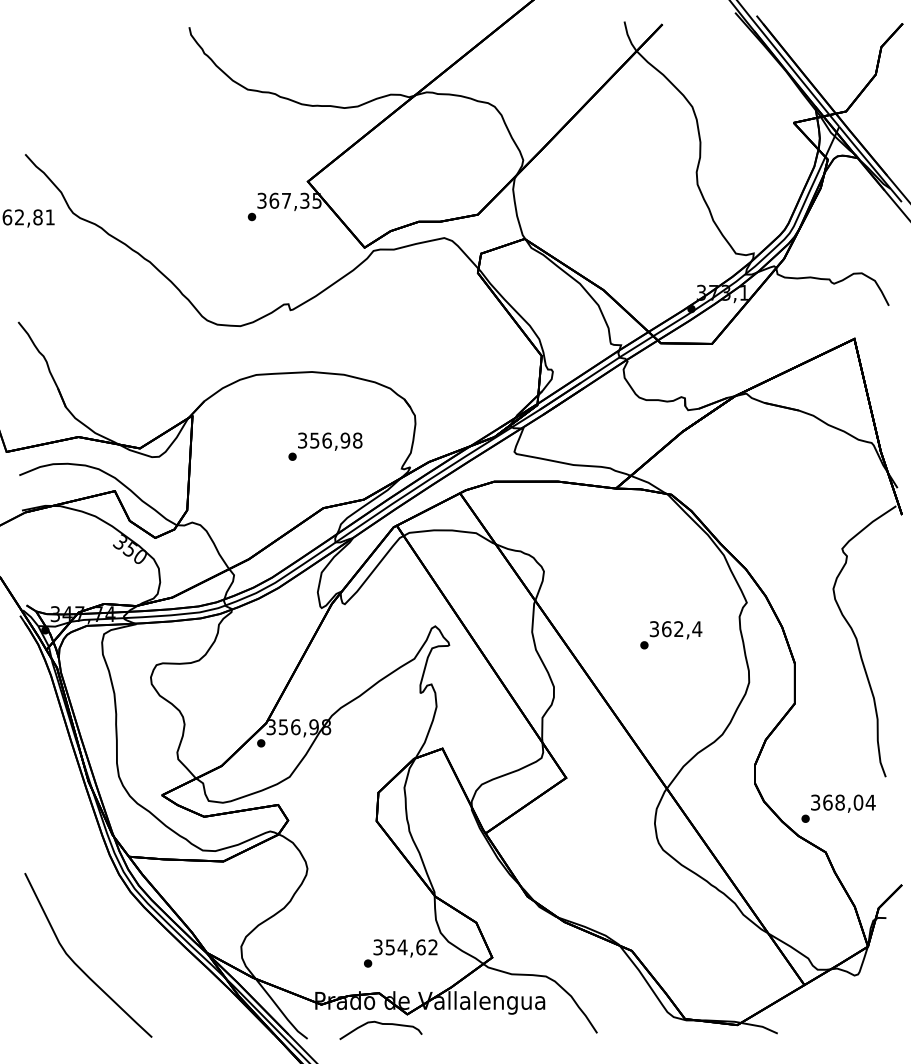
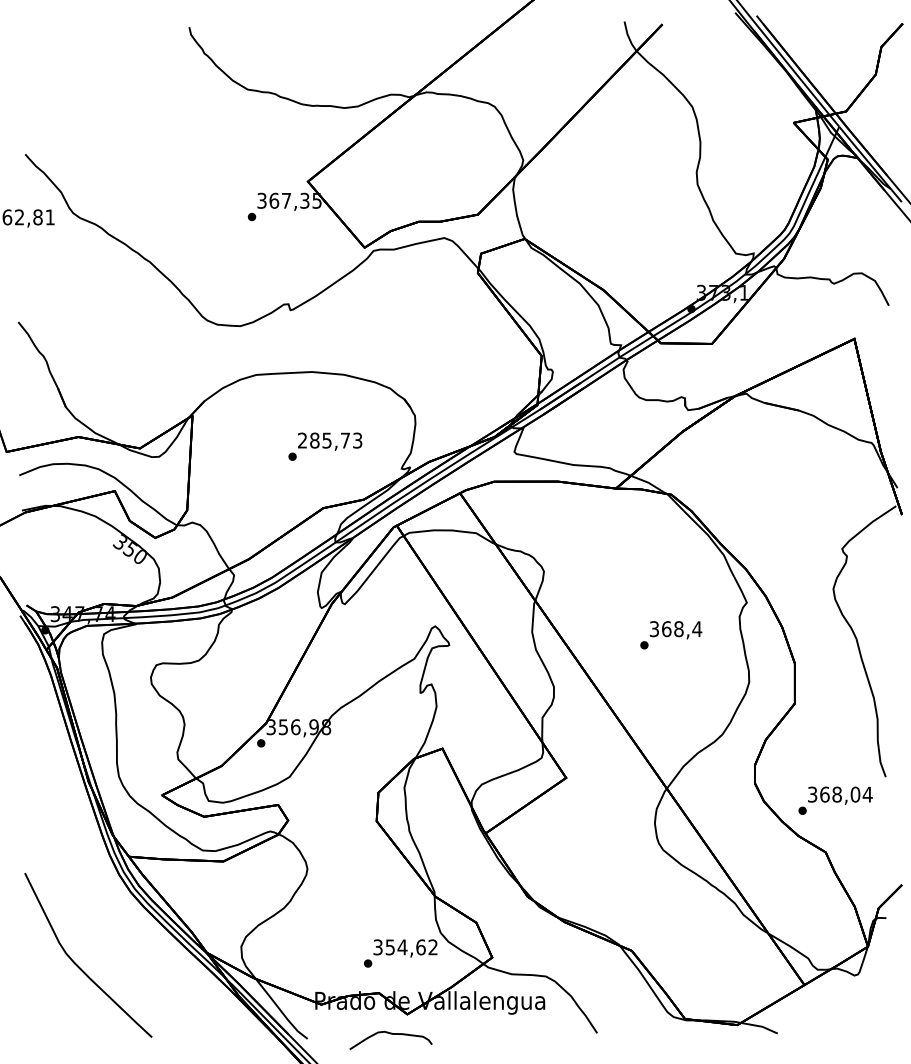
text: 356,98 -> 285,73 (330, 440)
text: 362,4 -> 368,4 (678, 629)
text position: (838, 808) -> (835, 800) (835, 800)
curve position: (380, 1024) -> (390, 1034) (390, 1034)
